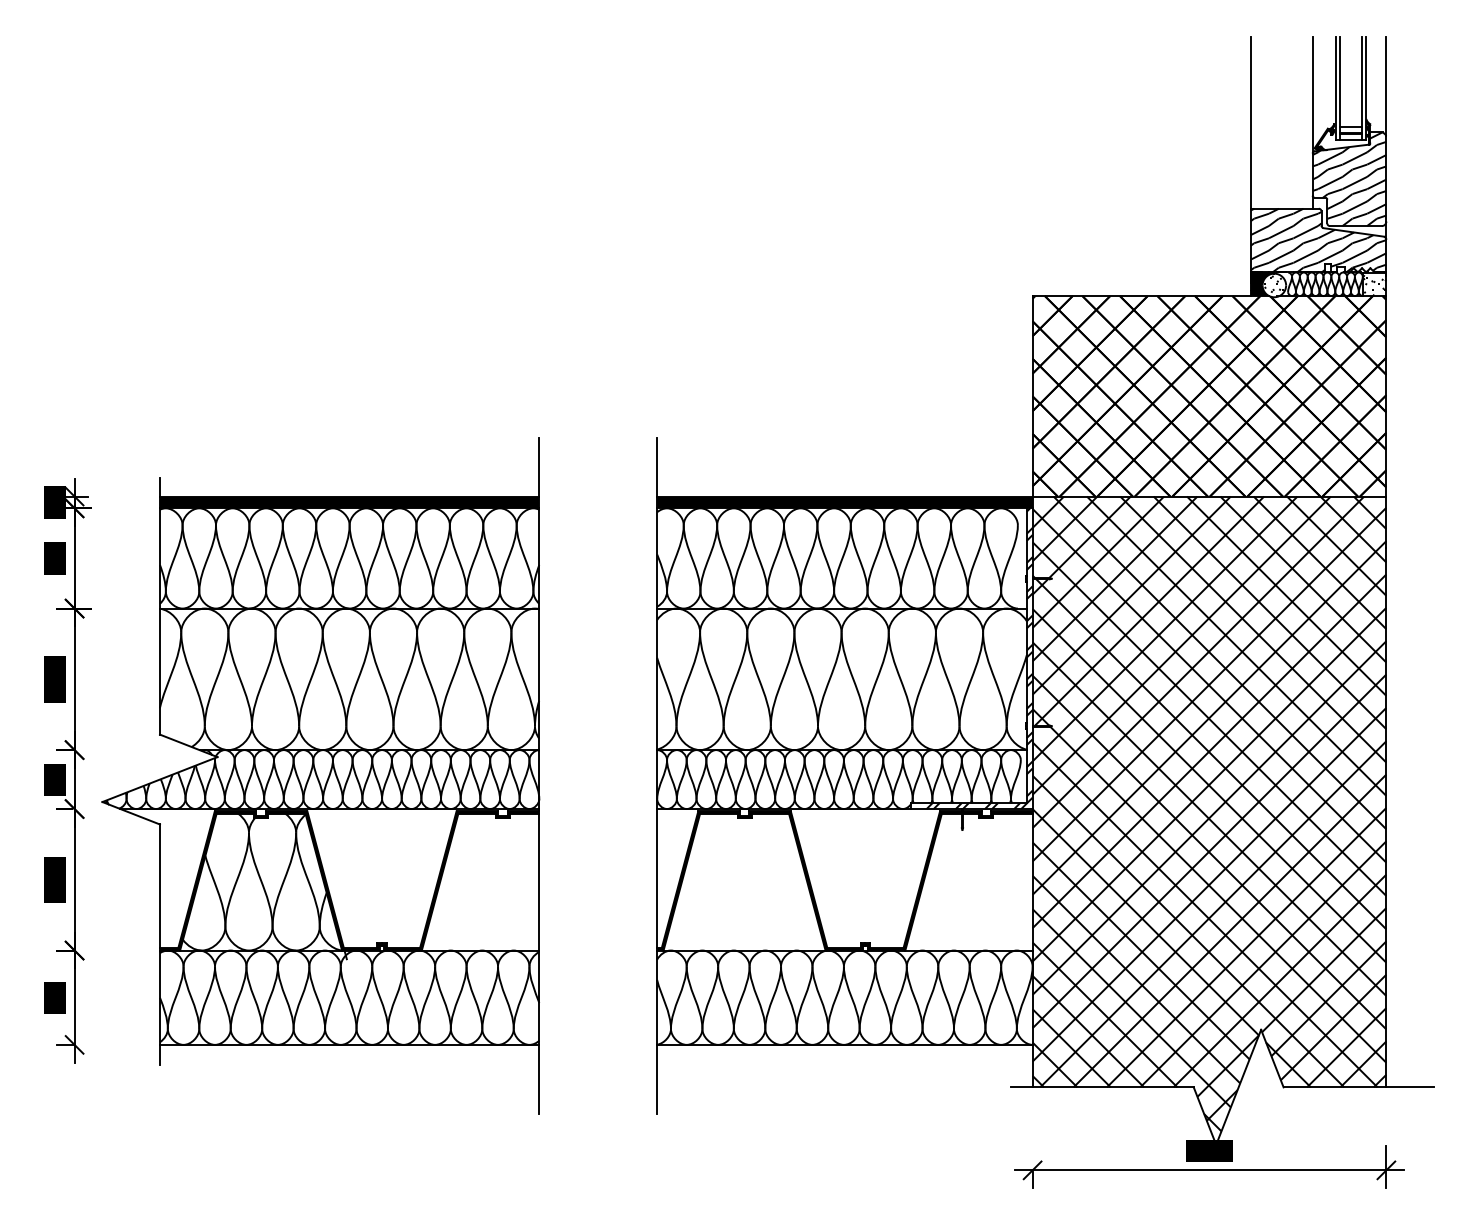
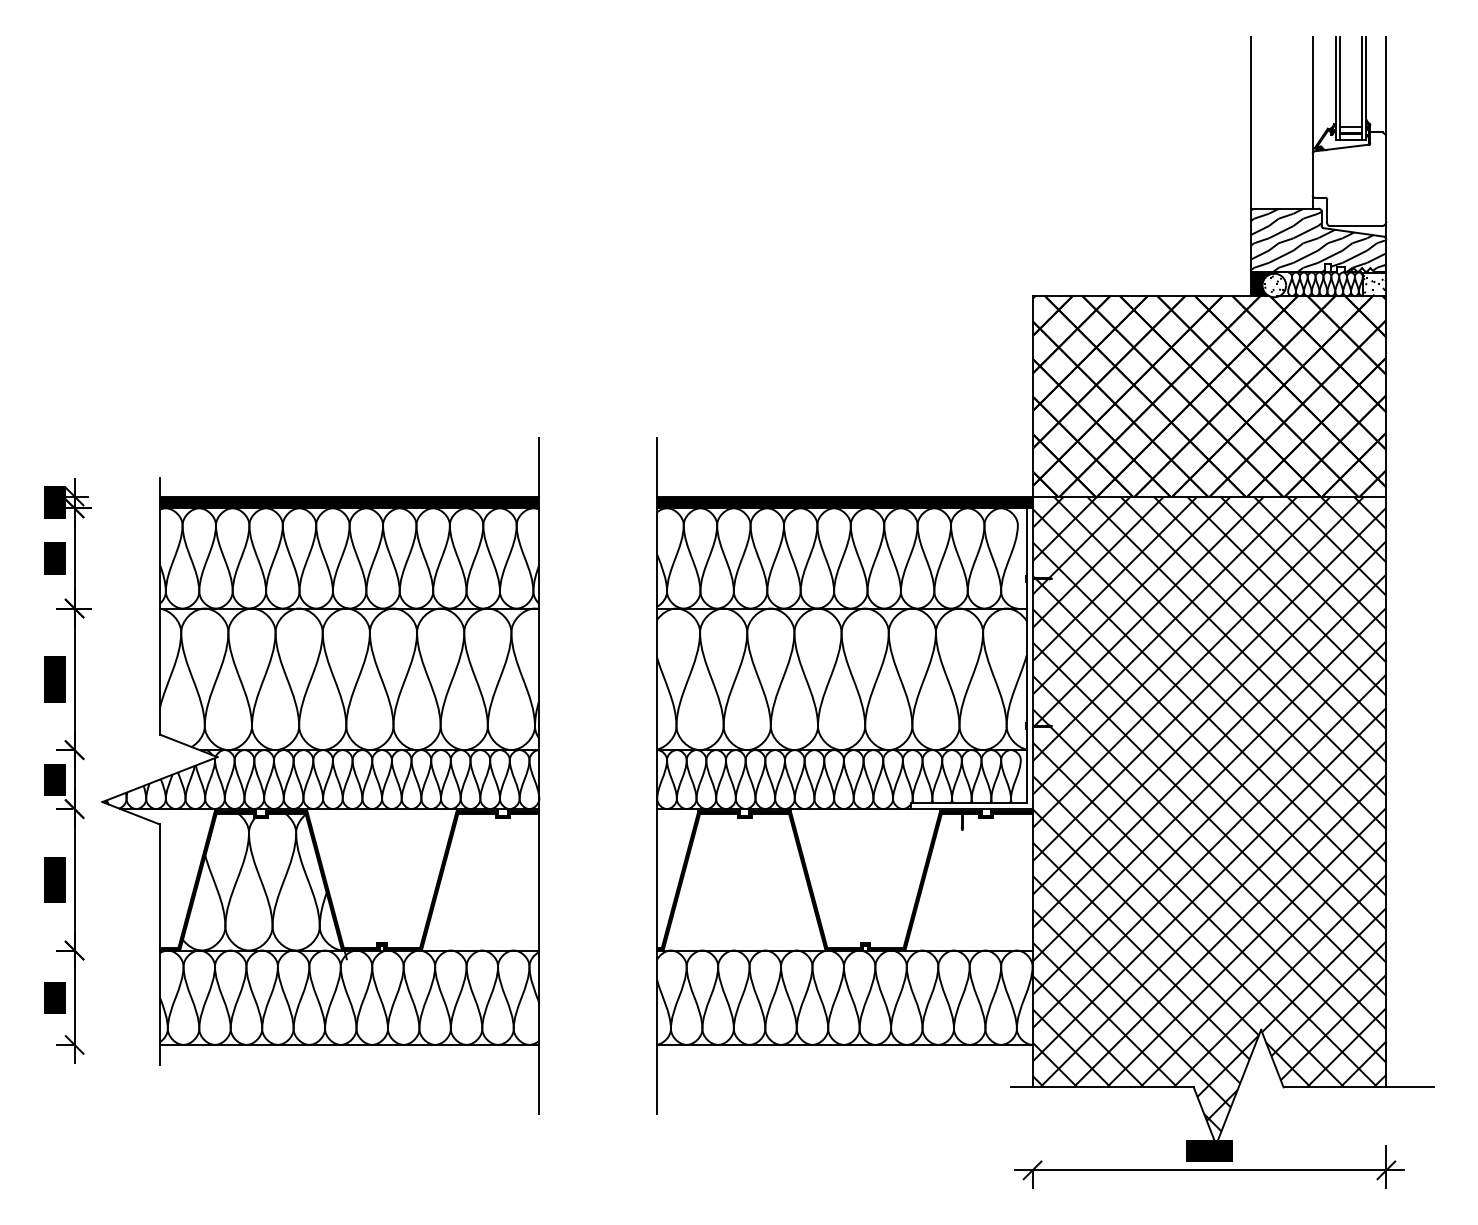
hatch: present -> none (1349, 179)
hatch: present -> none (979, 658)
